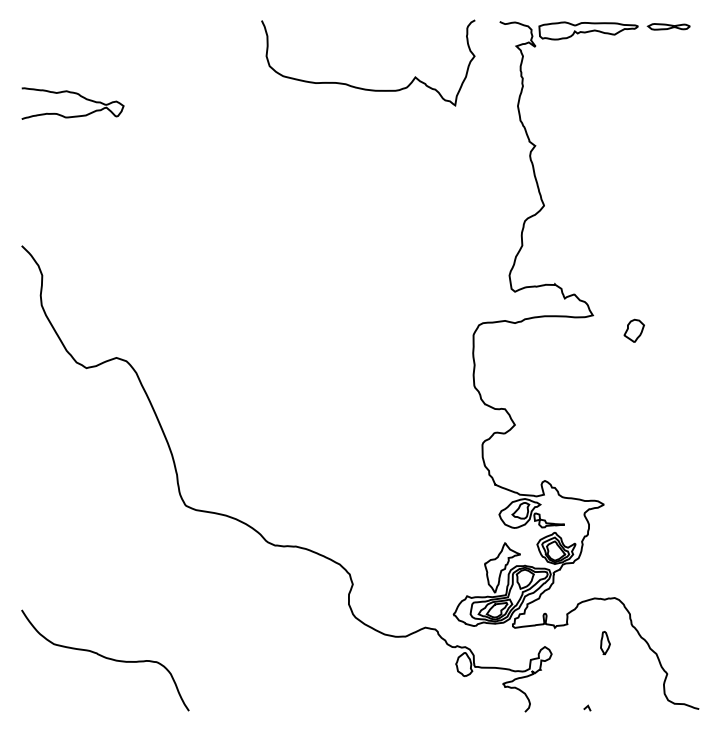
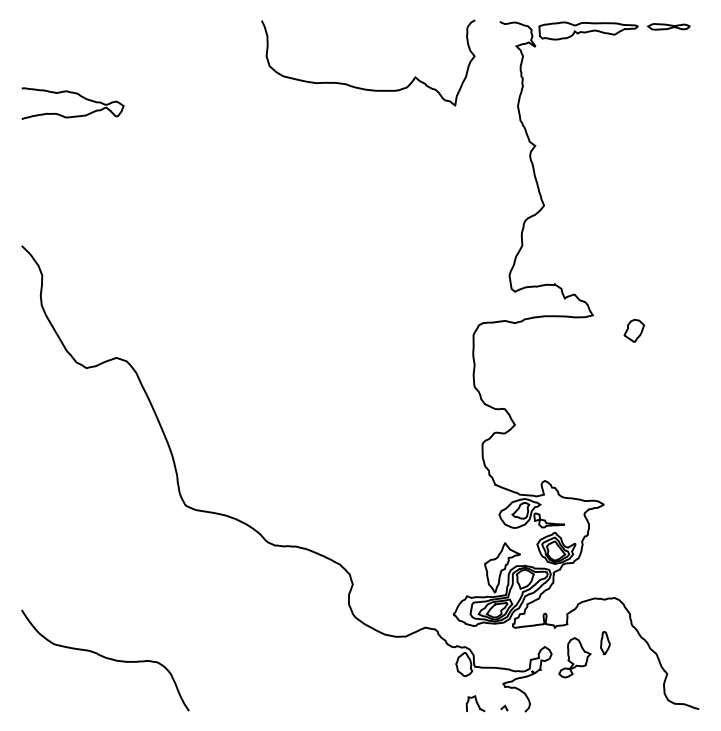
part: none -> present (574, 657)
curve: none -> present (476, 703)
line position: (587, 707) -> (504, 707) (504, 707)
